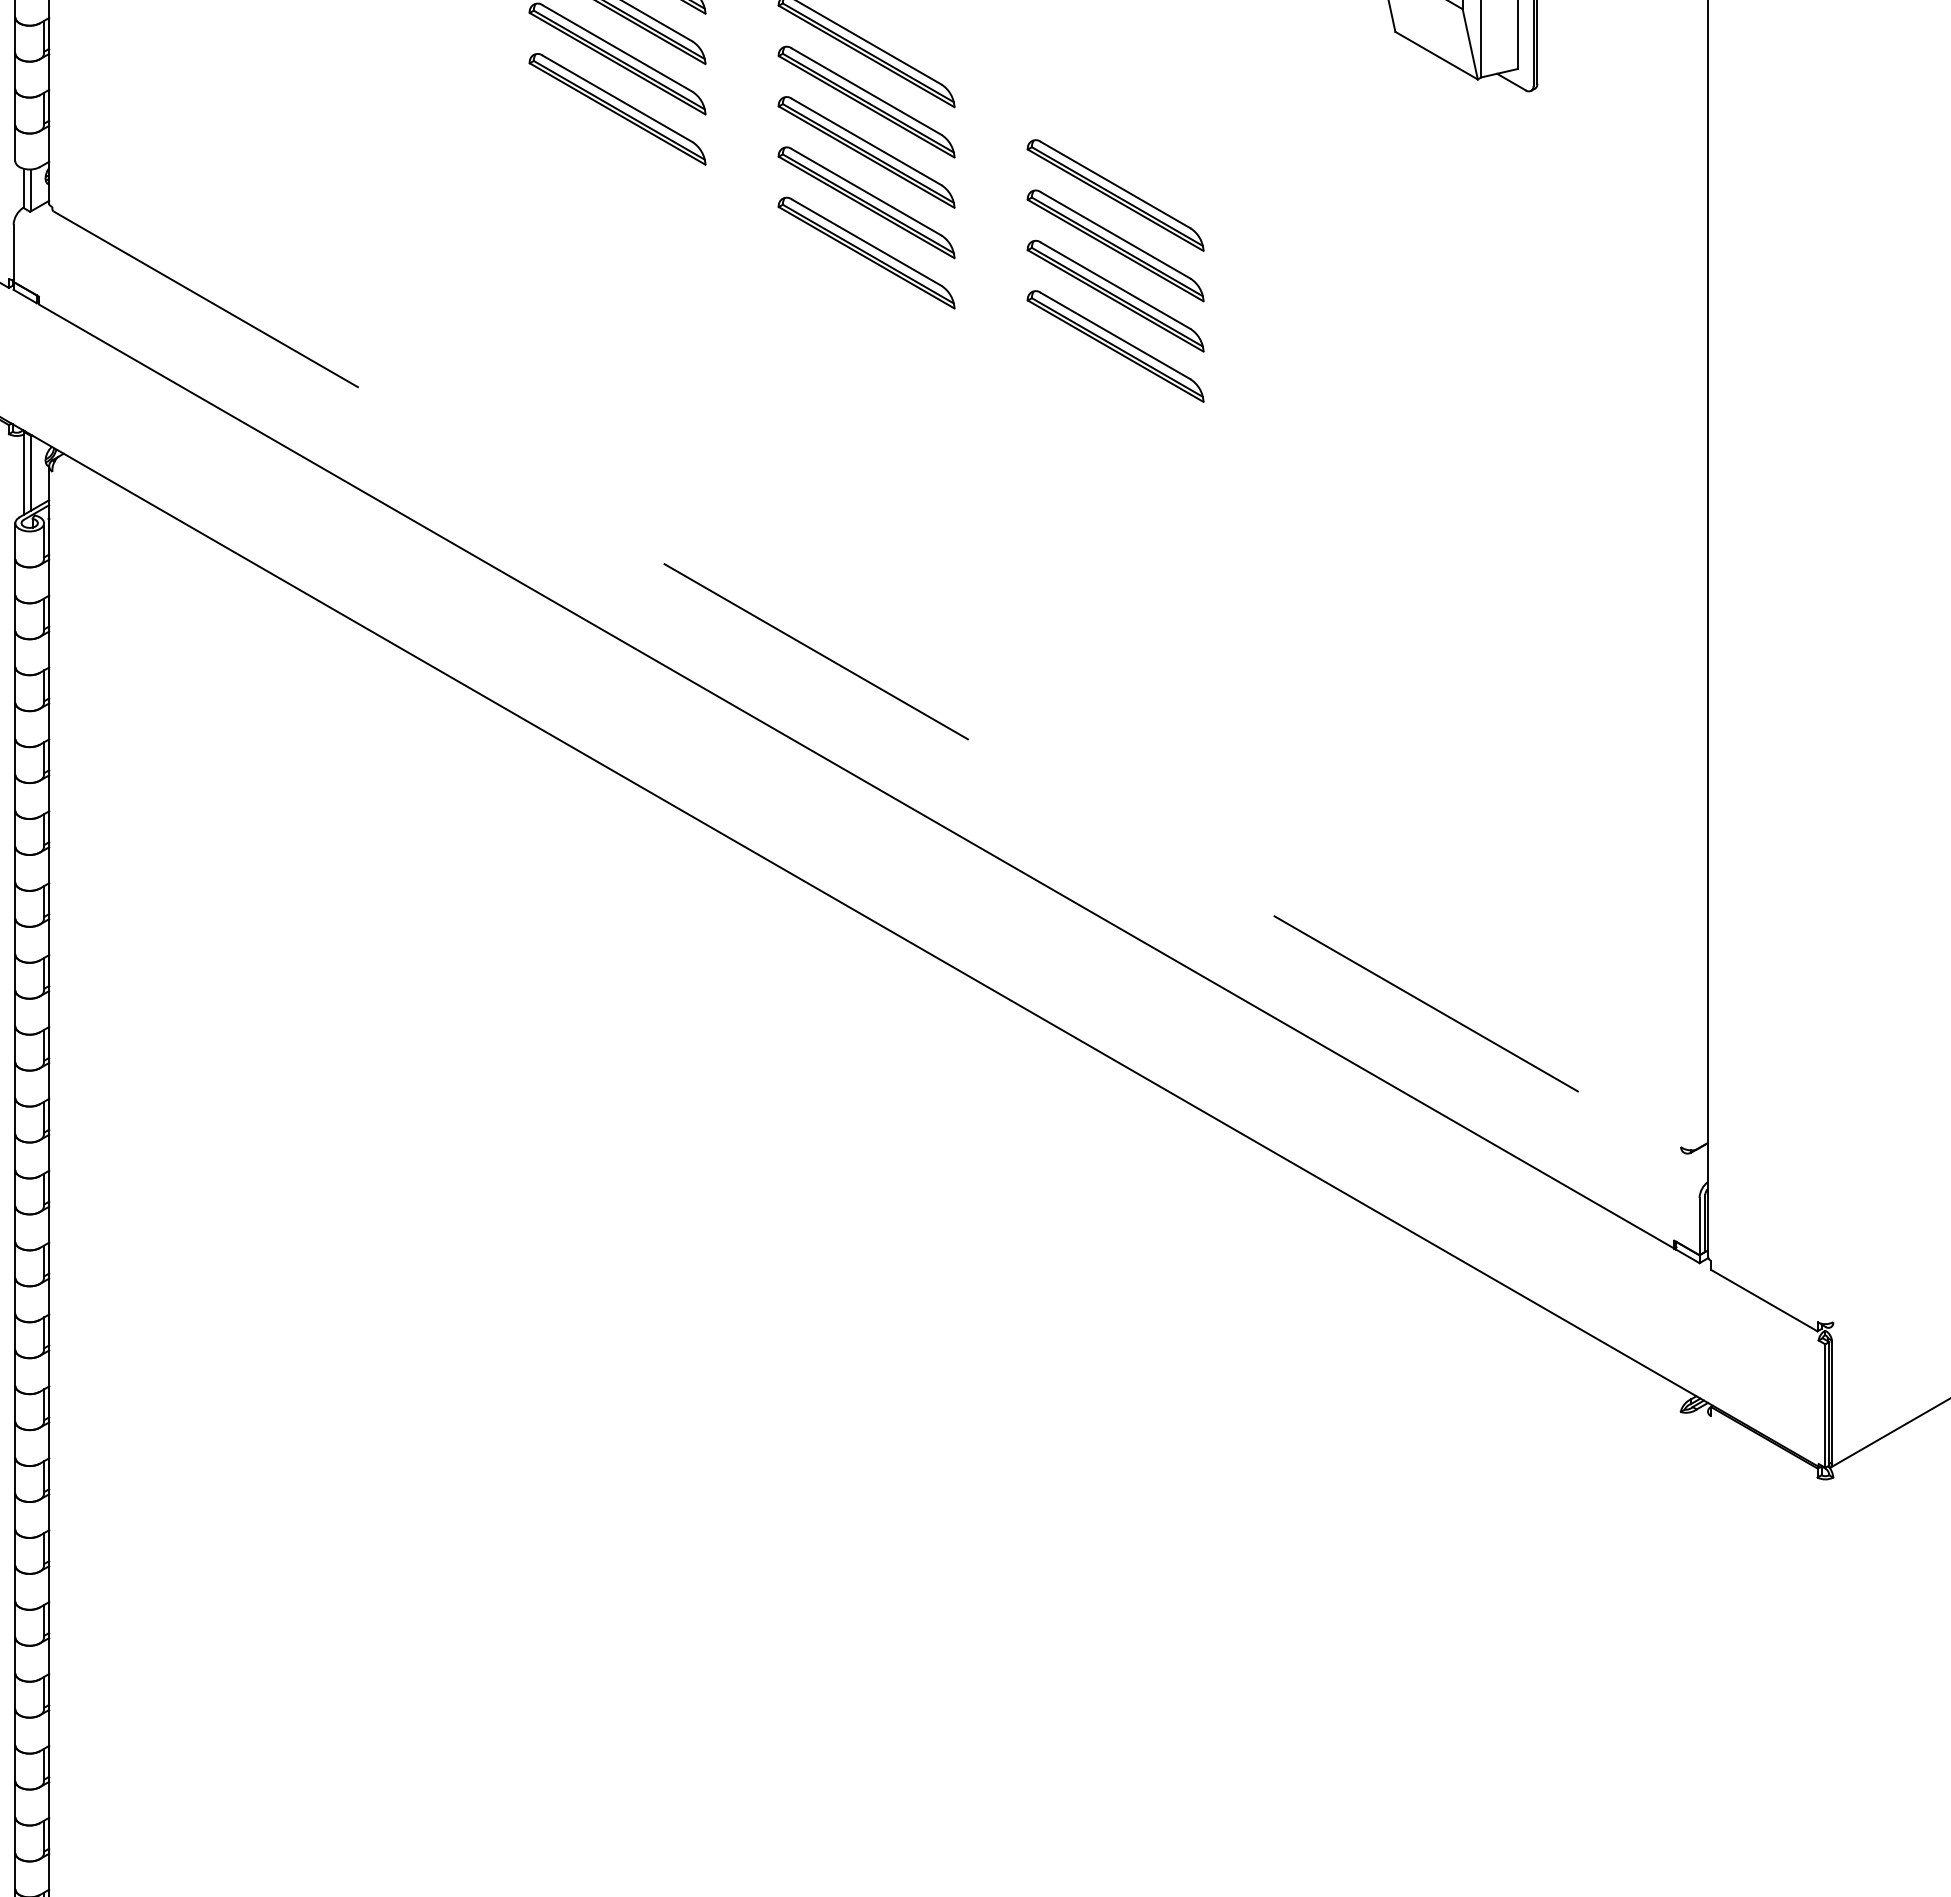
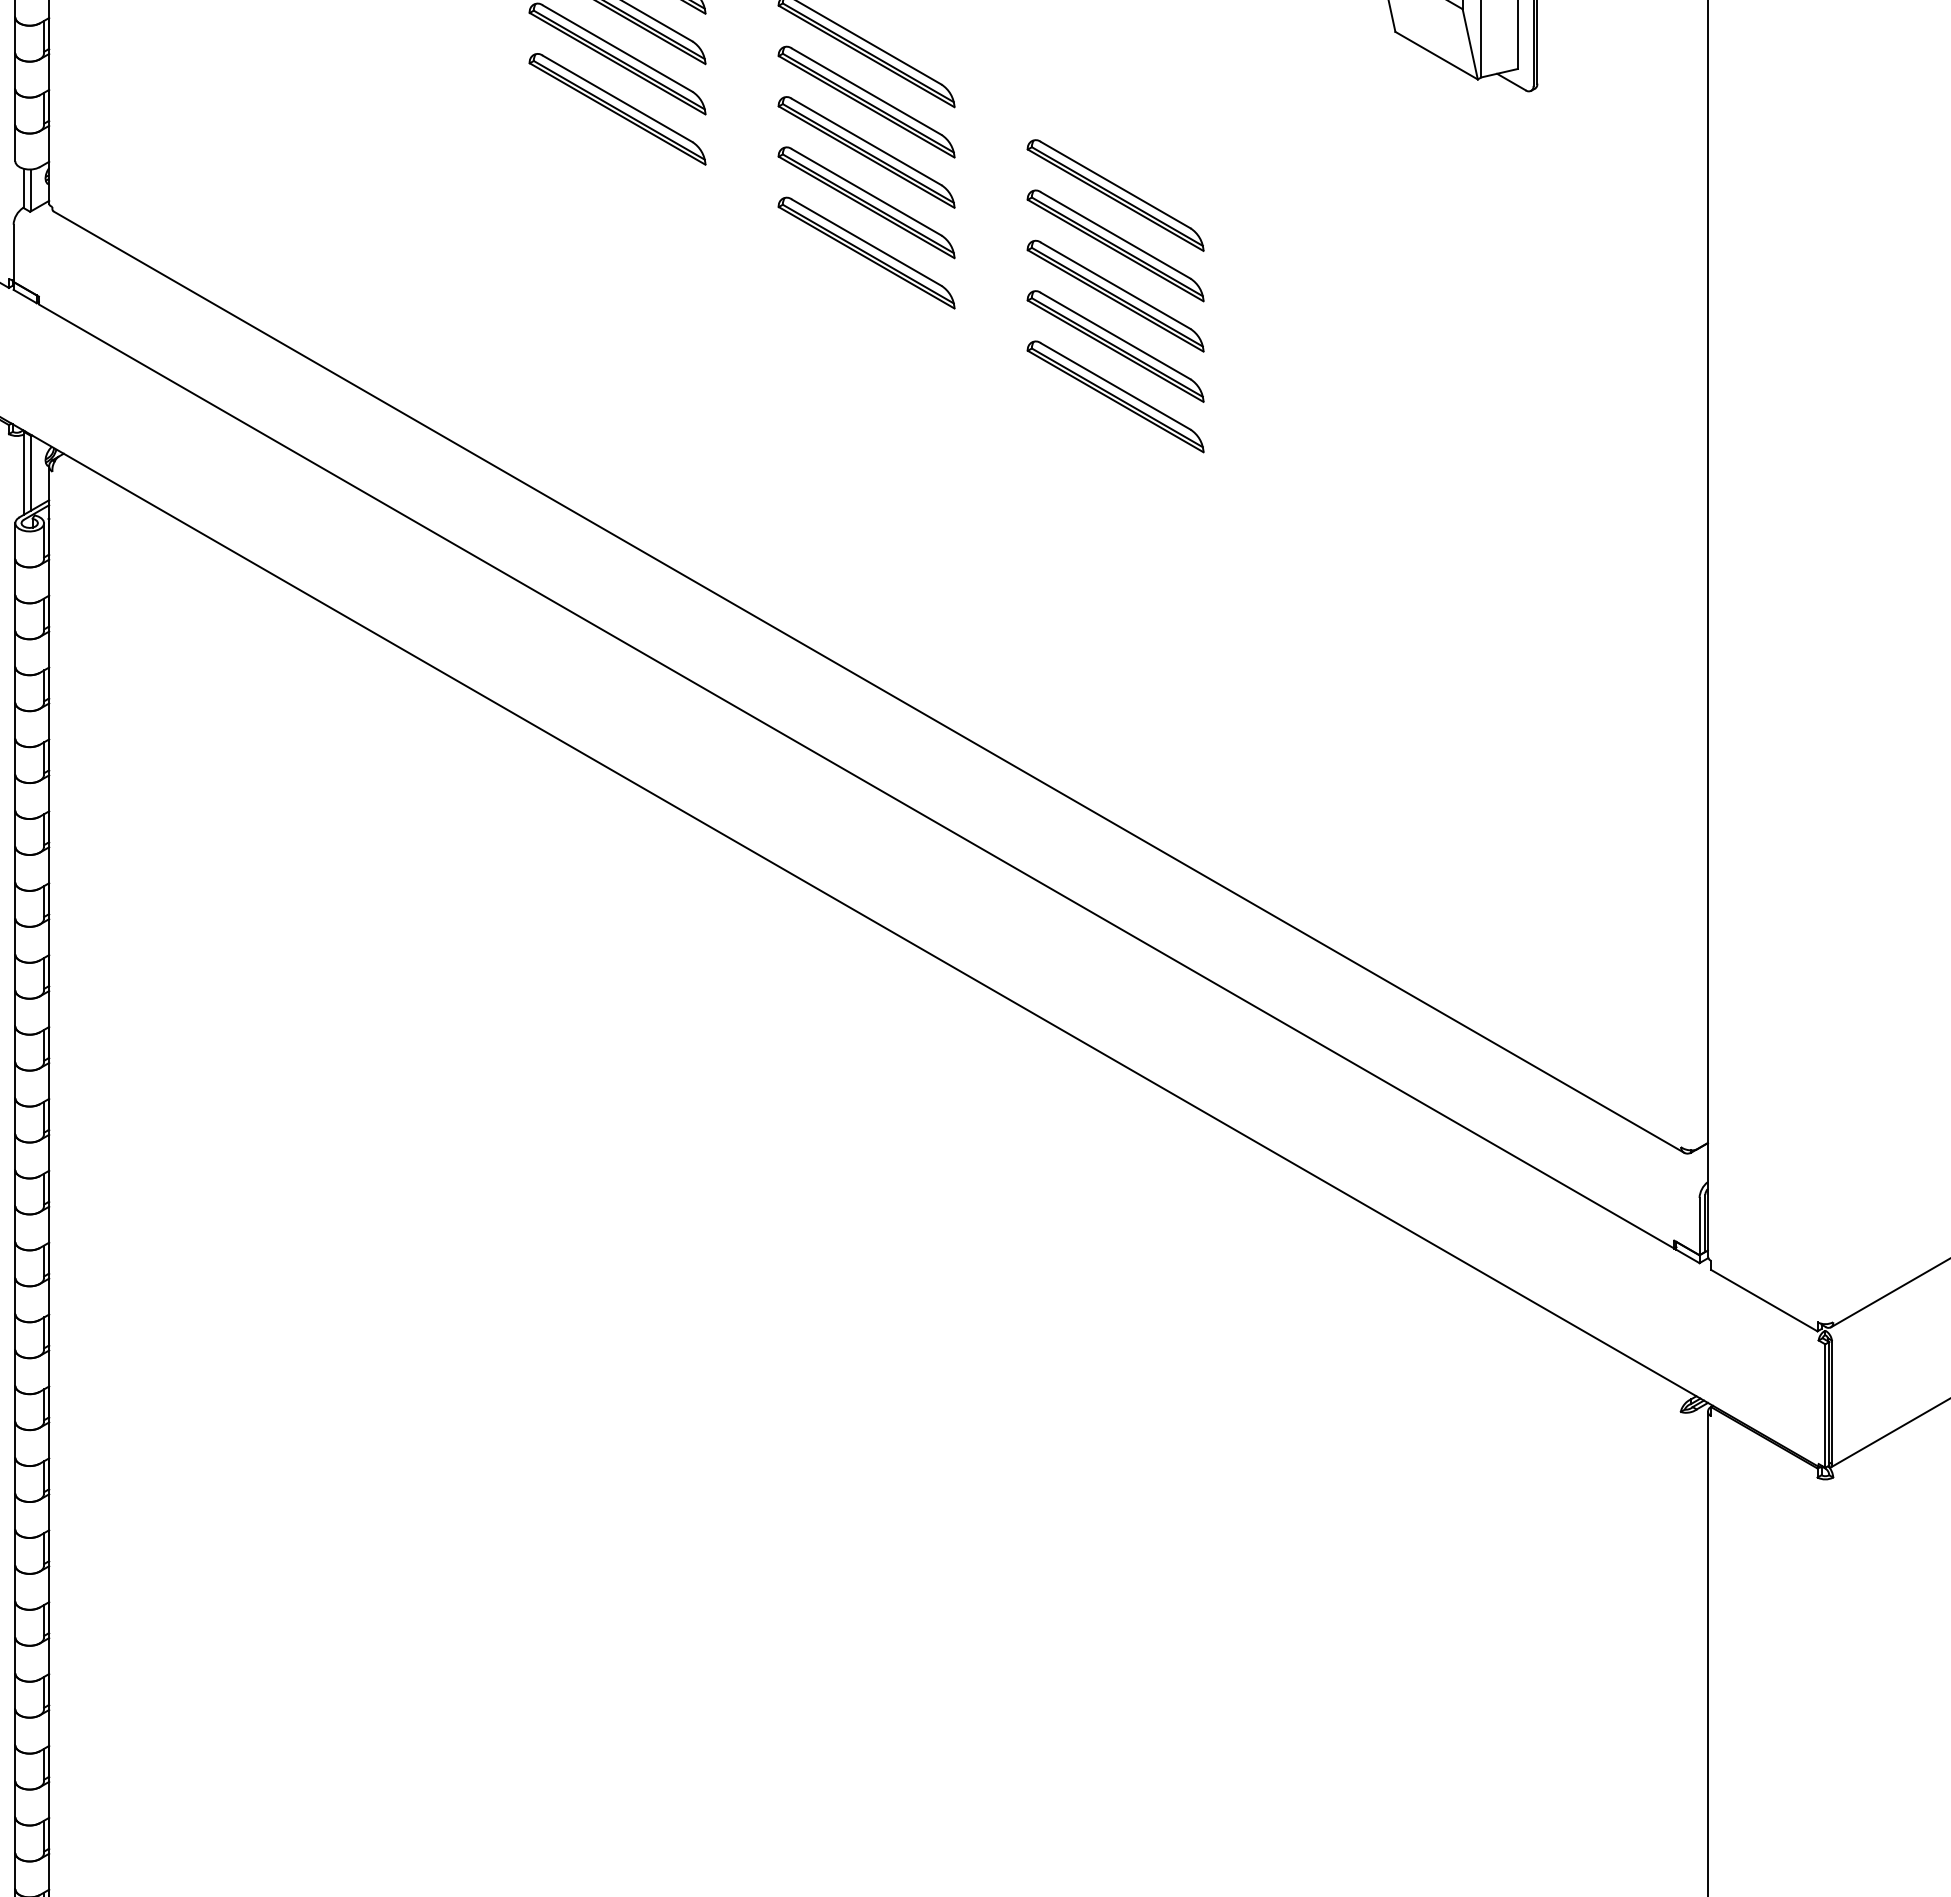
part: none -> present (1115, 396)
line: dashed -> solid (869, 682)
line: none -> present (1888, 1293)
line: none -> present (1707, 1652)
